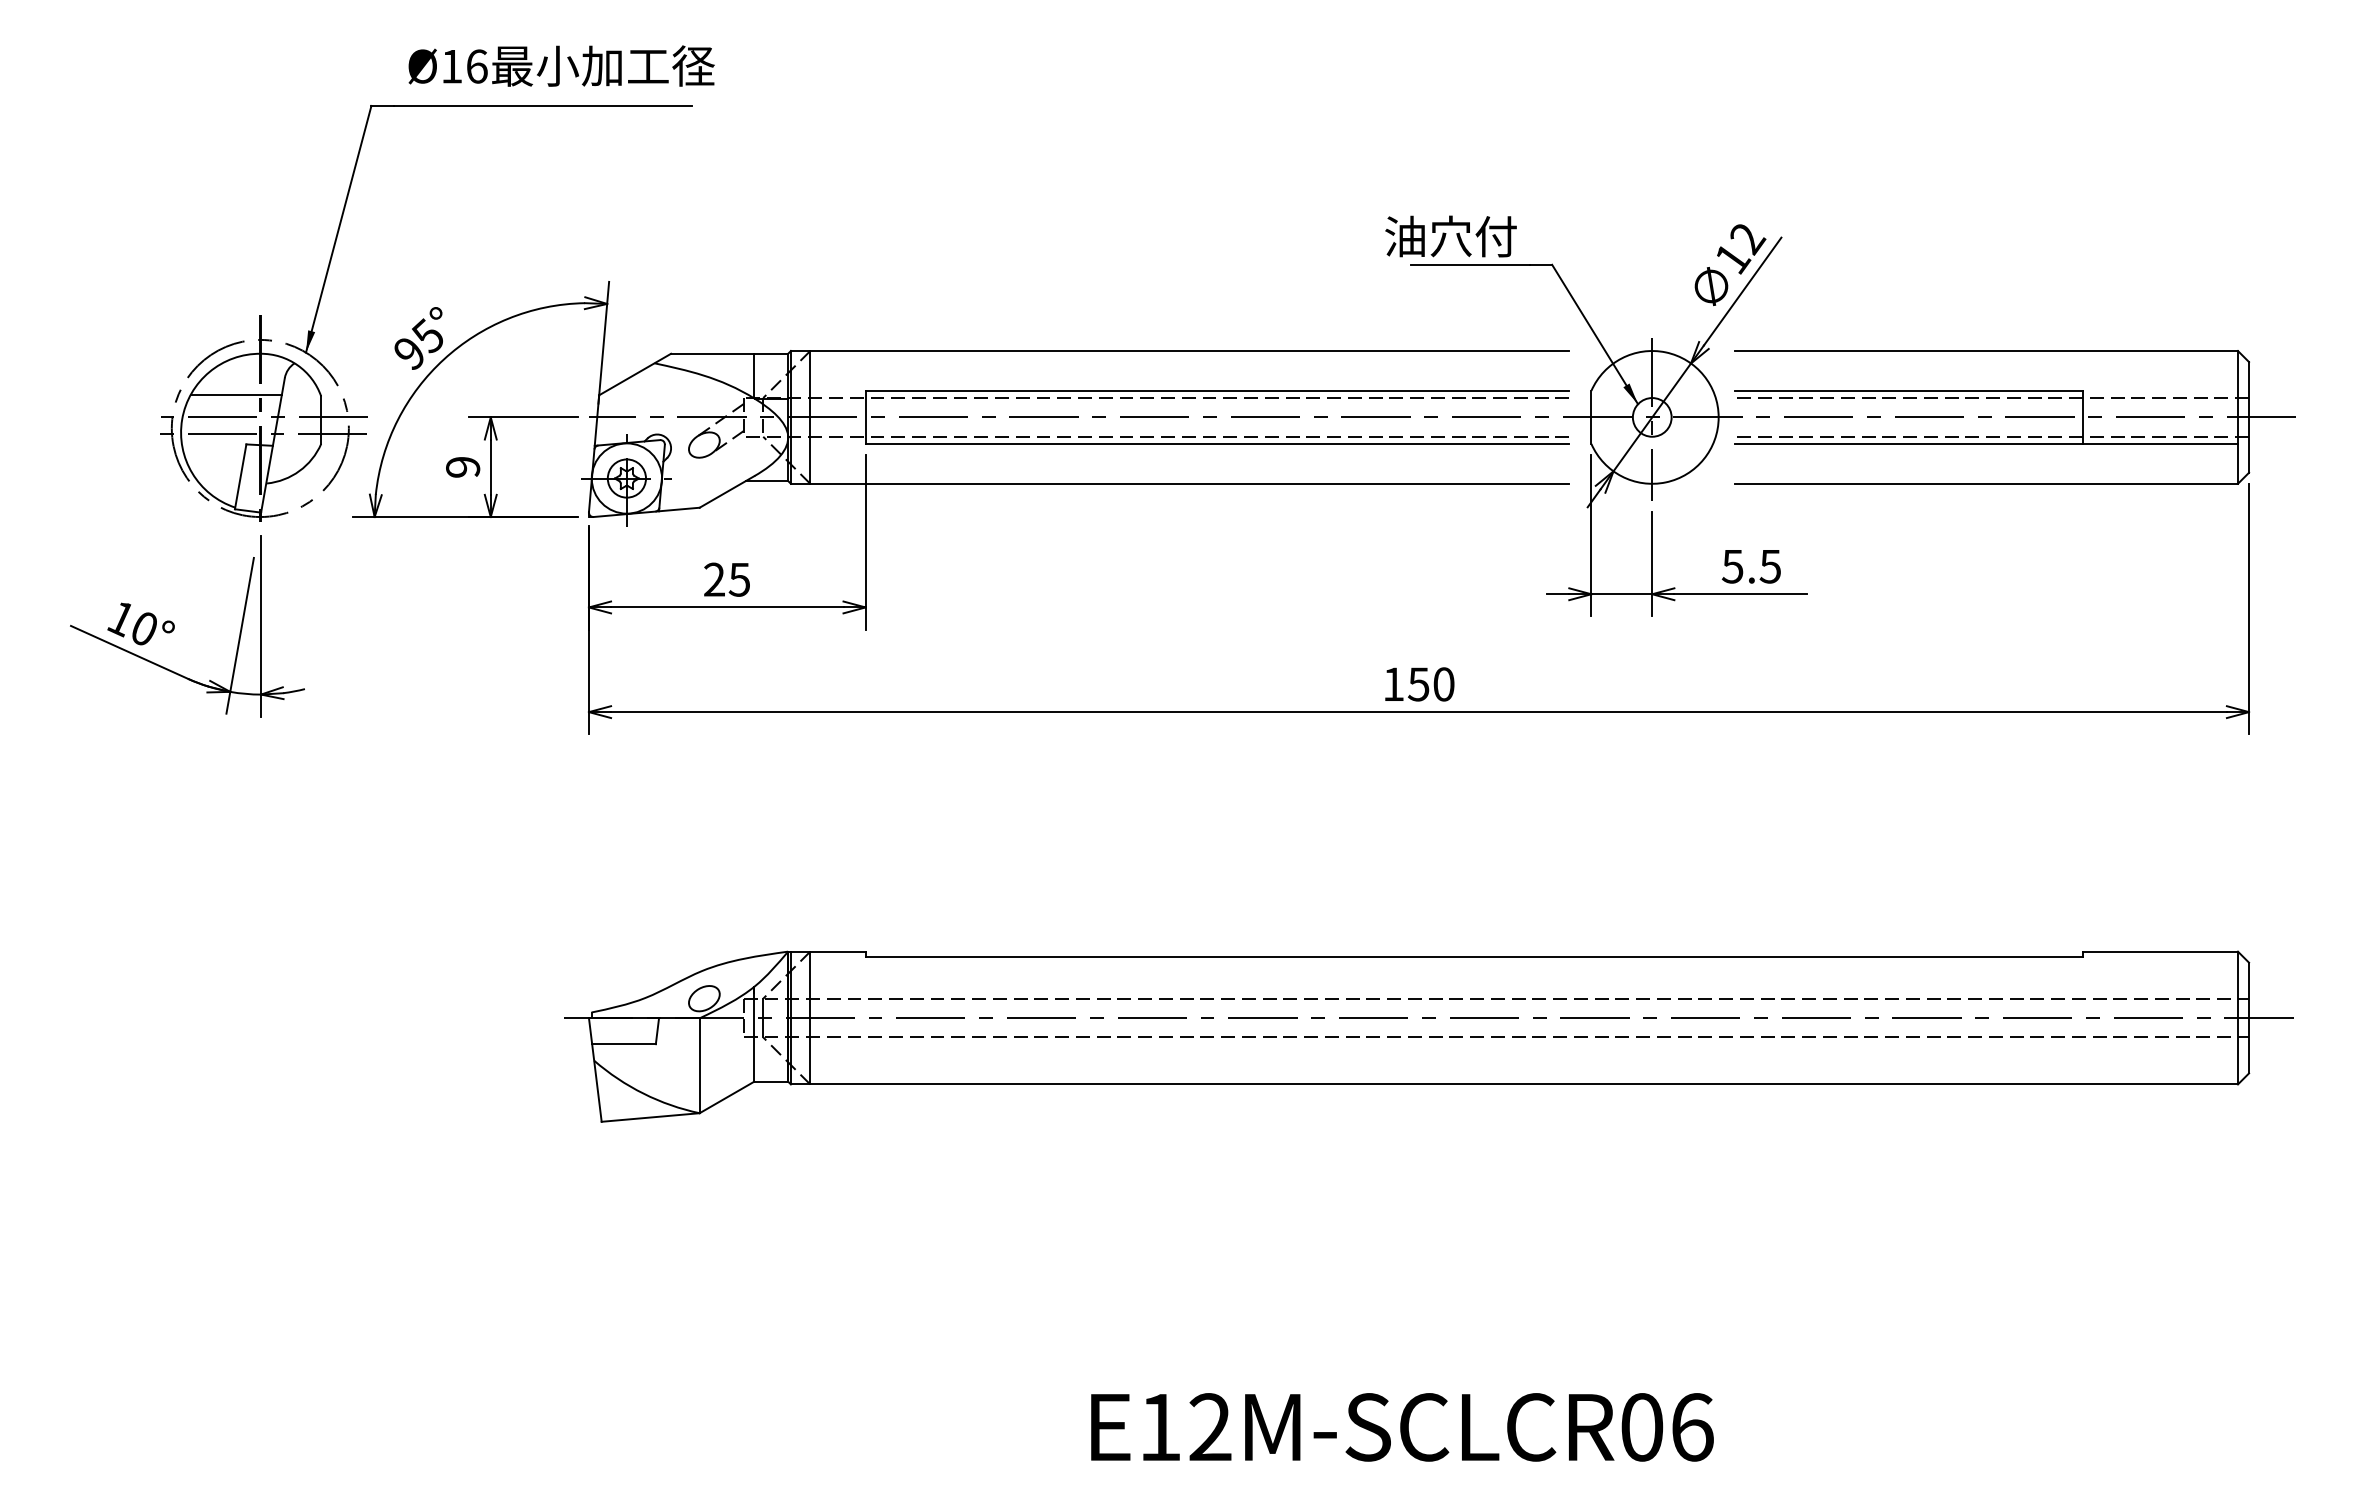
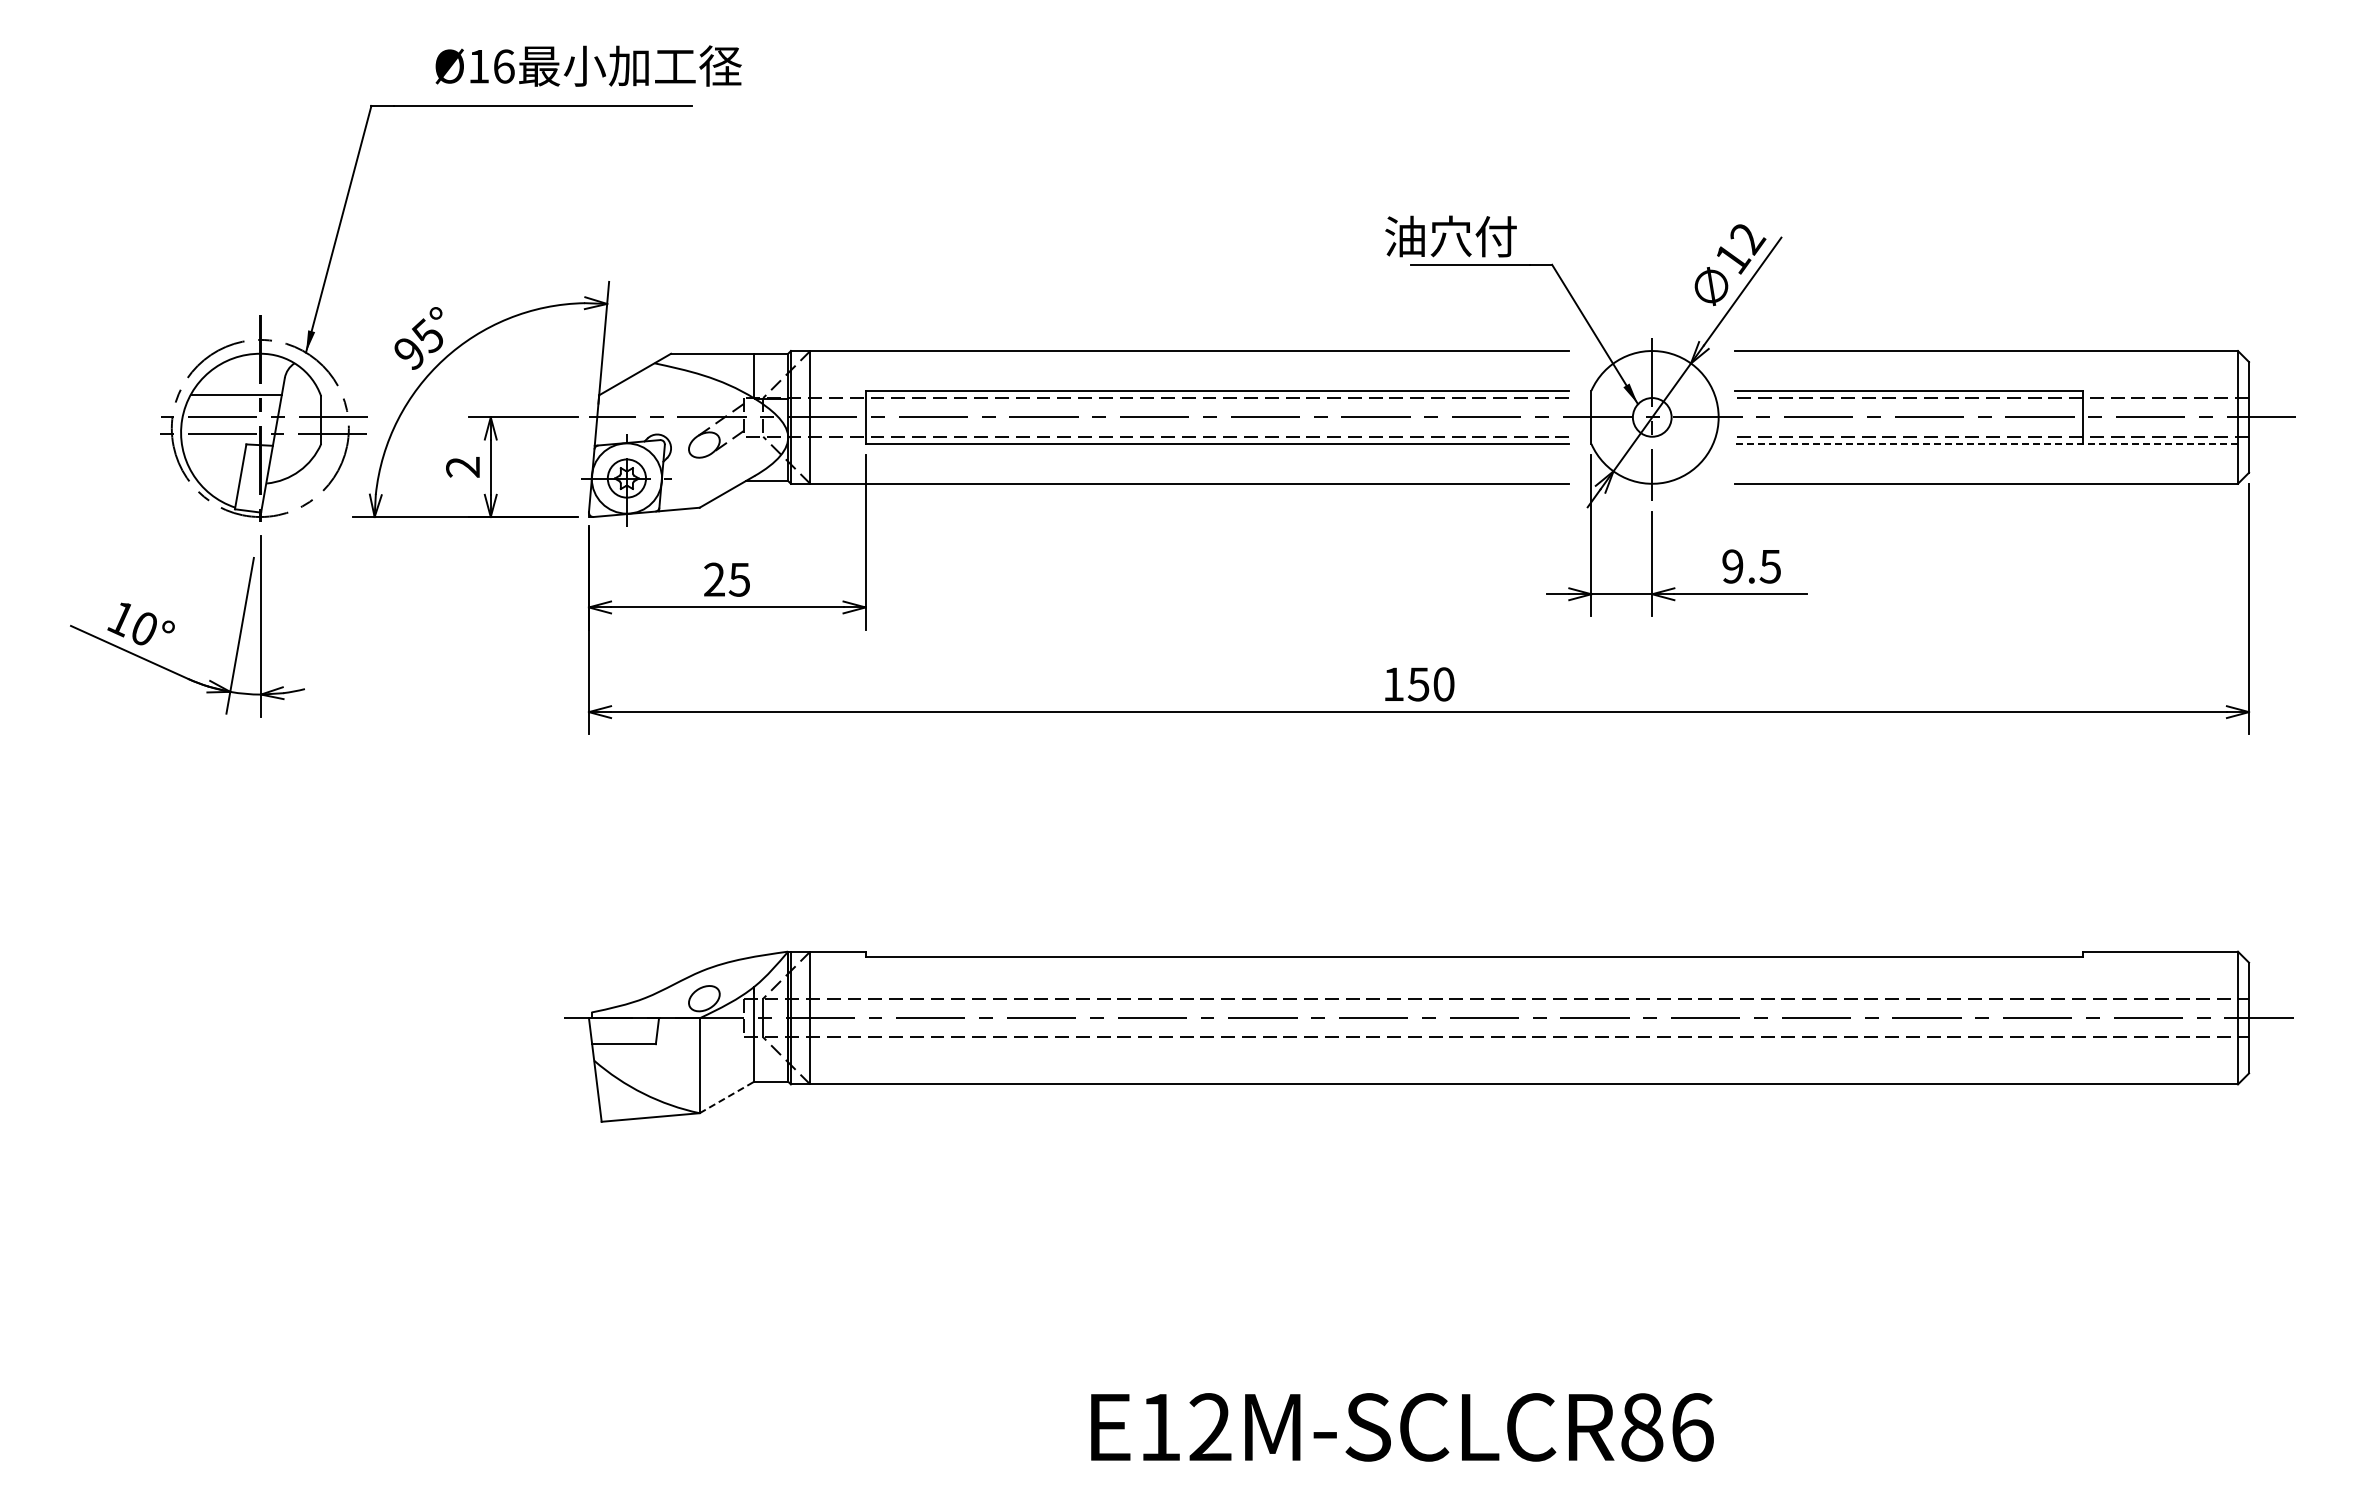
text position: (561, 65) -> (588, 65) (588, 65)
line: solid -> dashed (1986, 443)
text: 9 -> 2 (463, 467)
text: 5.5 -> 9.5 (1732, 566)
line: solid -> dashed (726, 1097)
text: E12M-SCLCR06 -> E12M-SCLCR86 (1642, 1427)
